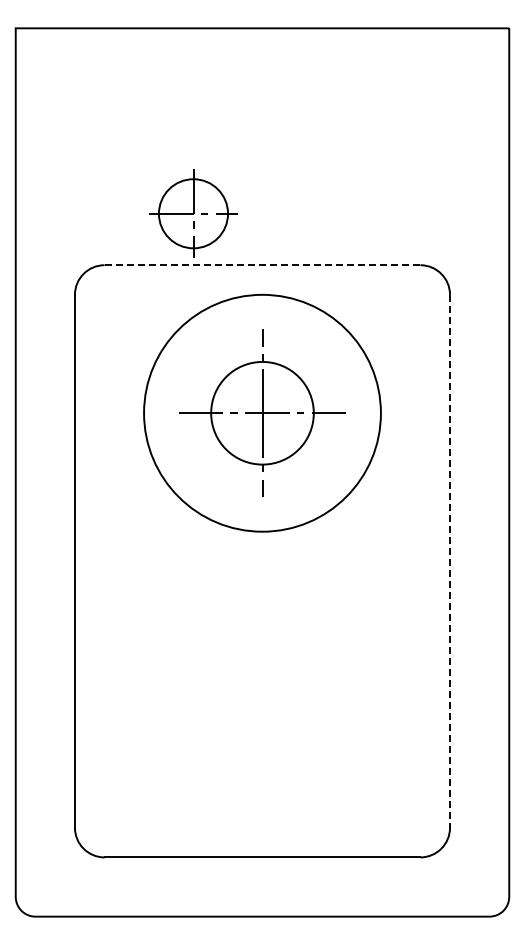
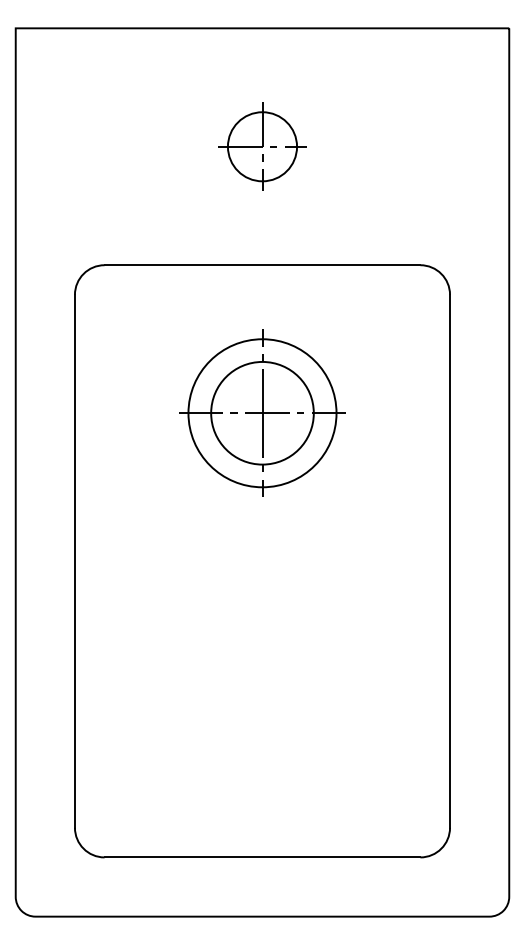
part position: (193, 213) -> (262, 146) (262, 146)
line: dashed -> solid (262, 265)
circle diameter: 237 px -> 148 px (262, 413)
line: dashed -> solid (450, 561)
